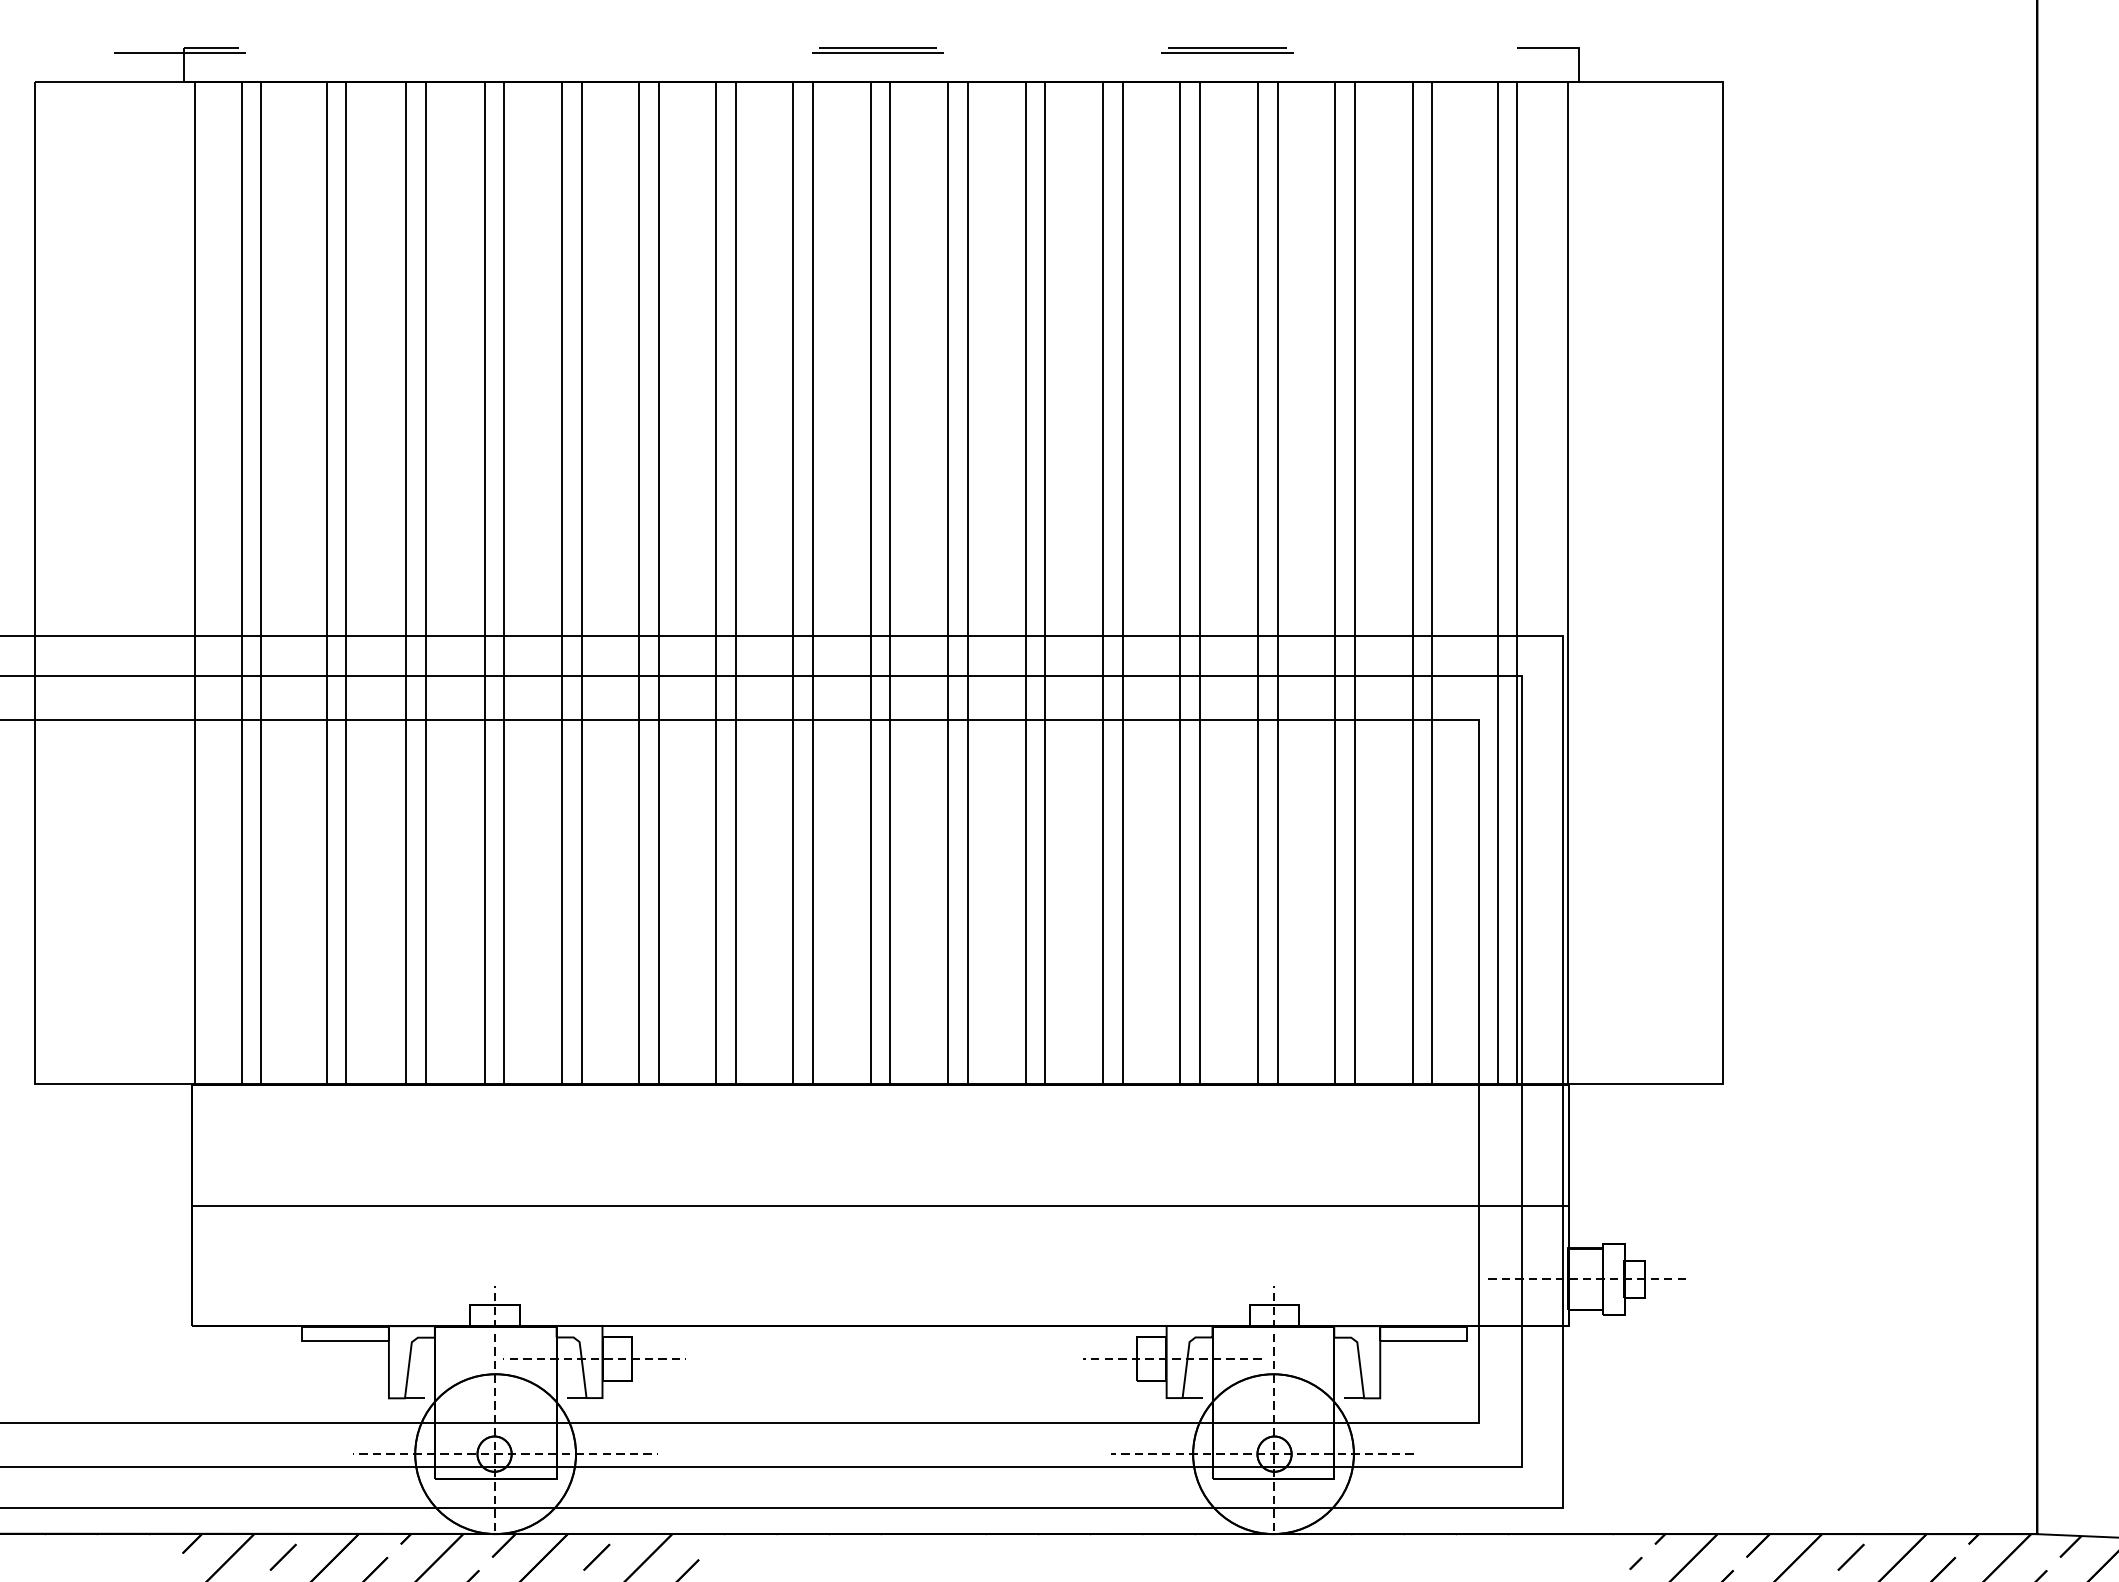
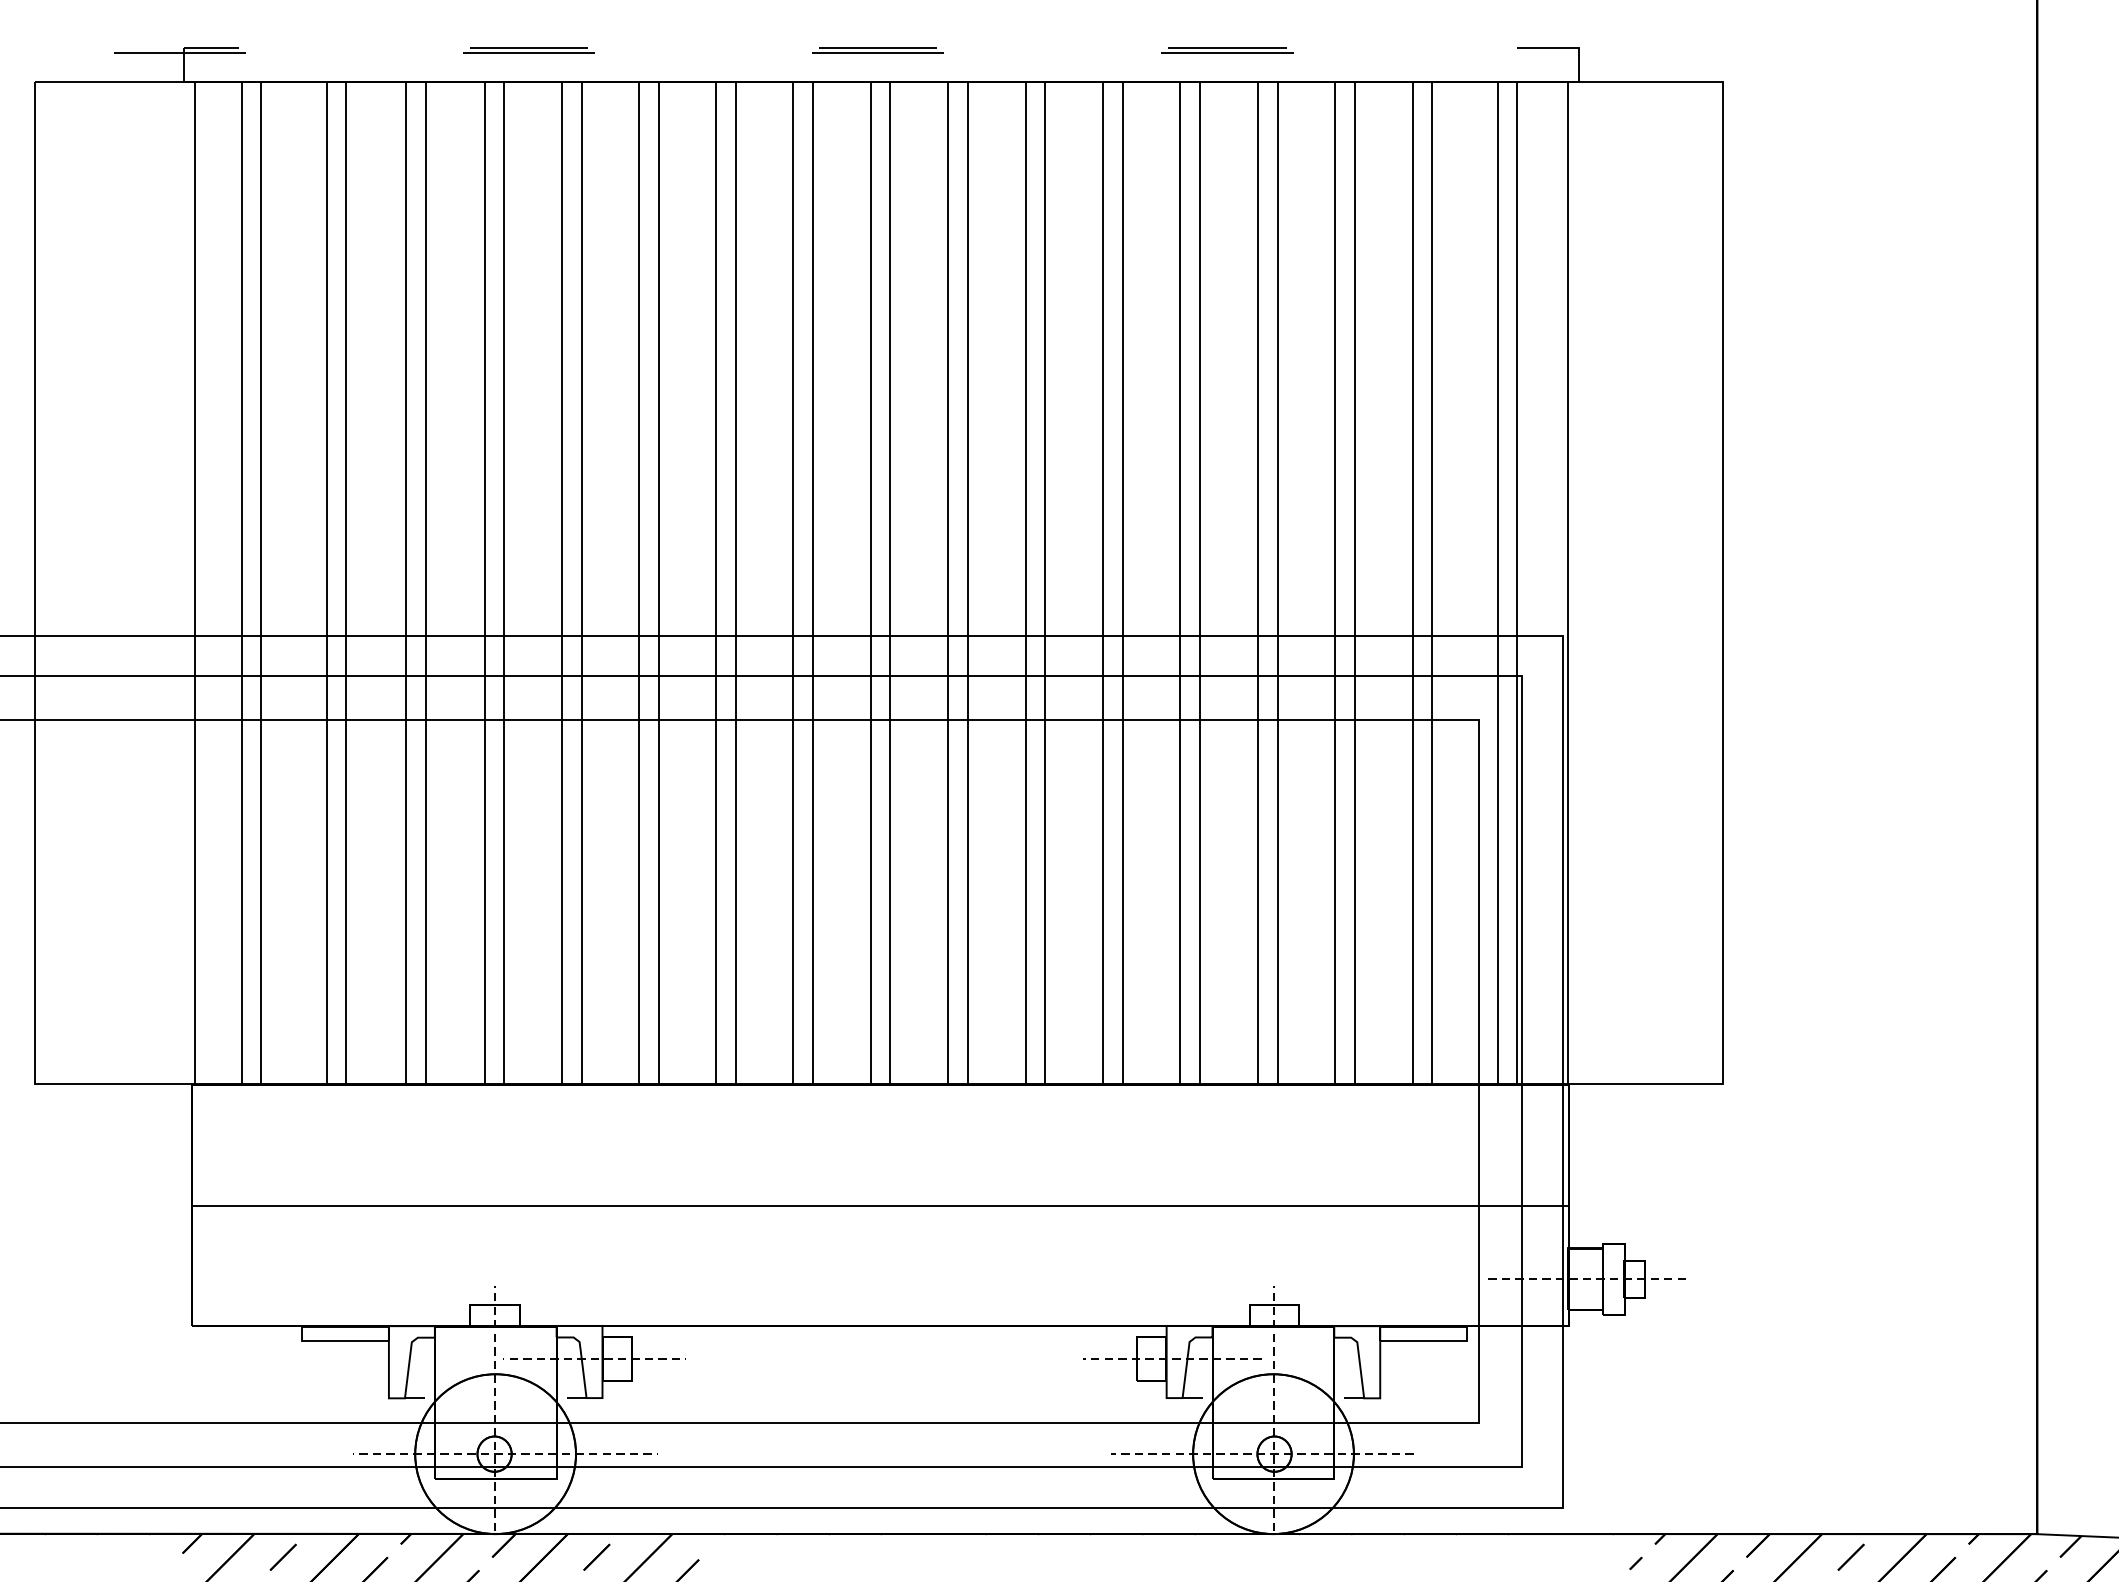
part: none -> present (528, 50)
